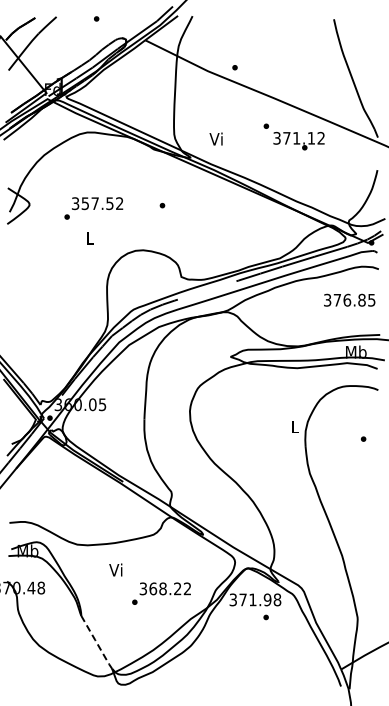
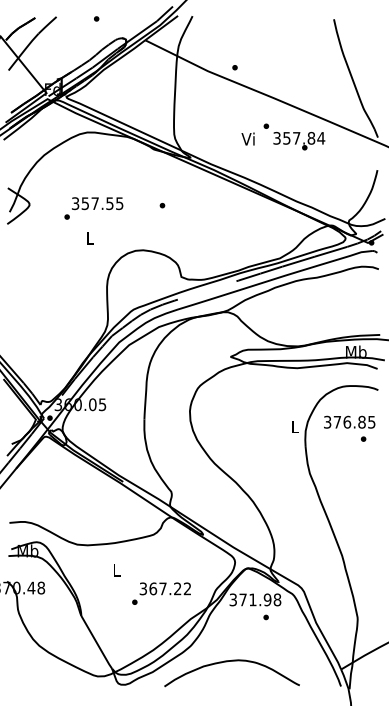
text: 371.12 -> 357.84 (304, 137)
text position: (215, 138) -> (247, 138) (247, 138)
text: 357.52 -> 357.55 (119, 203)
text position: (349, 299) -> (349, 421) (349, 421)
text: Vi -> L (115, 569)
text: 368.22 -> 367.22 (162, 588)
line: dashed -> solid (96, 642)
curve: none -> present (227, 662)
